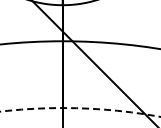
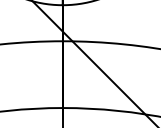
circle: dashed -> solid (80, 112)
